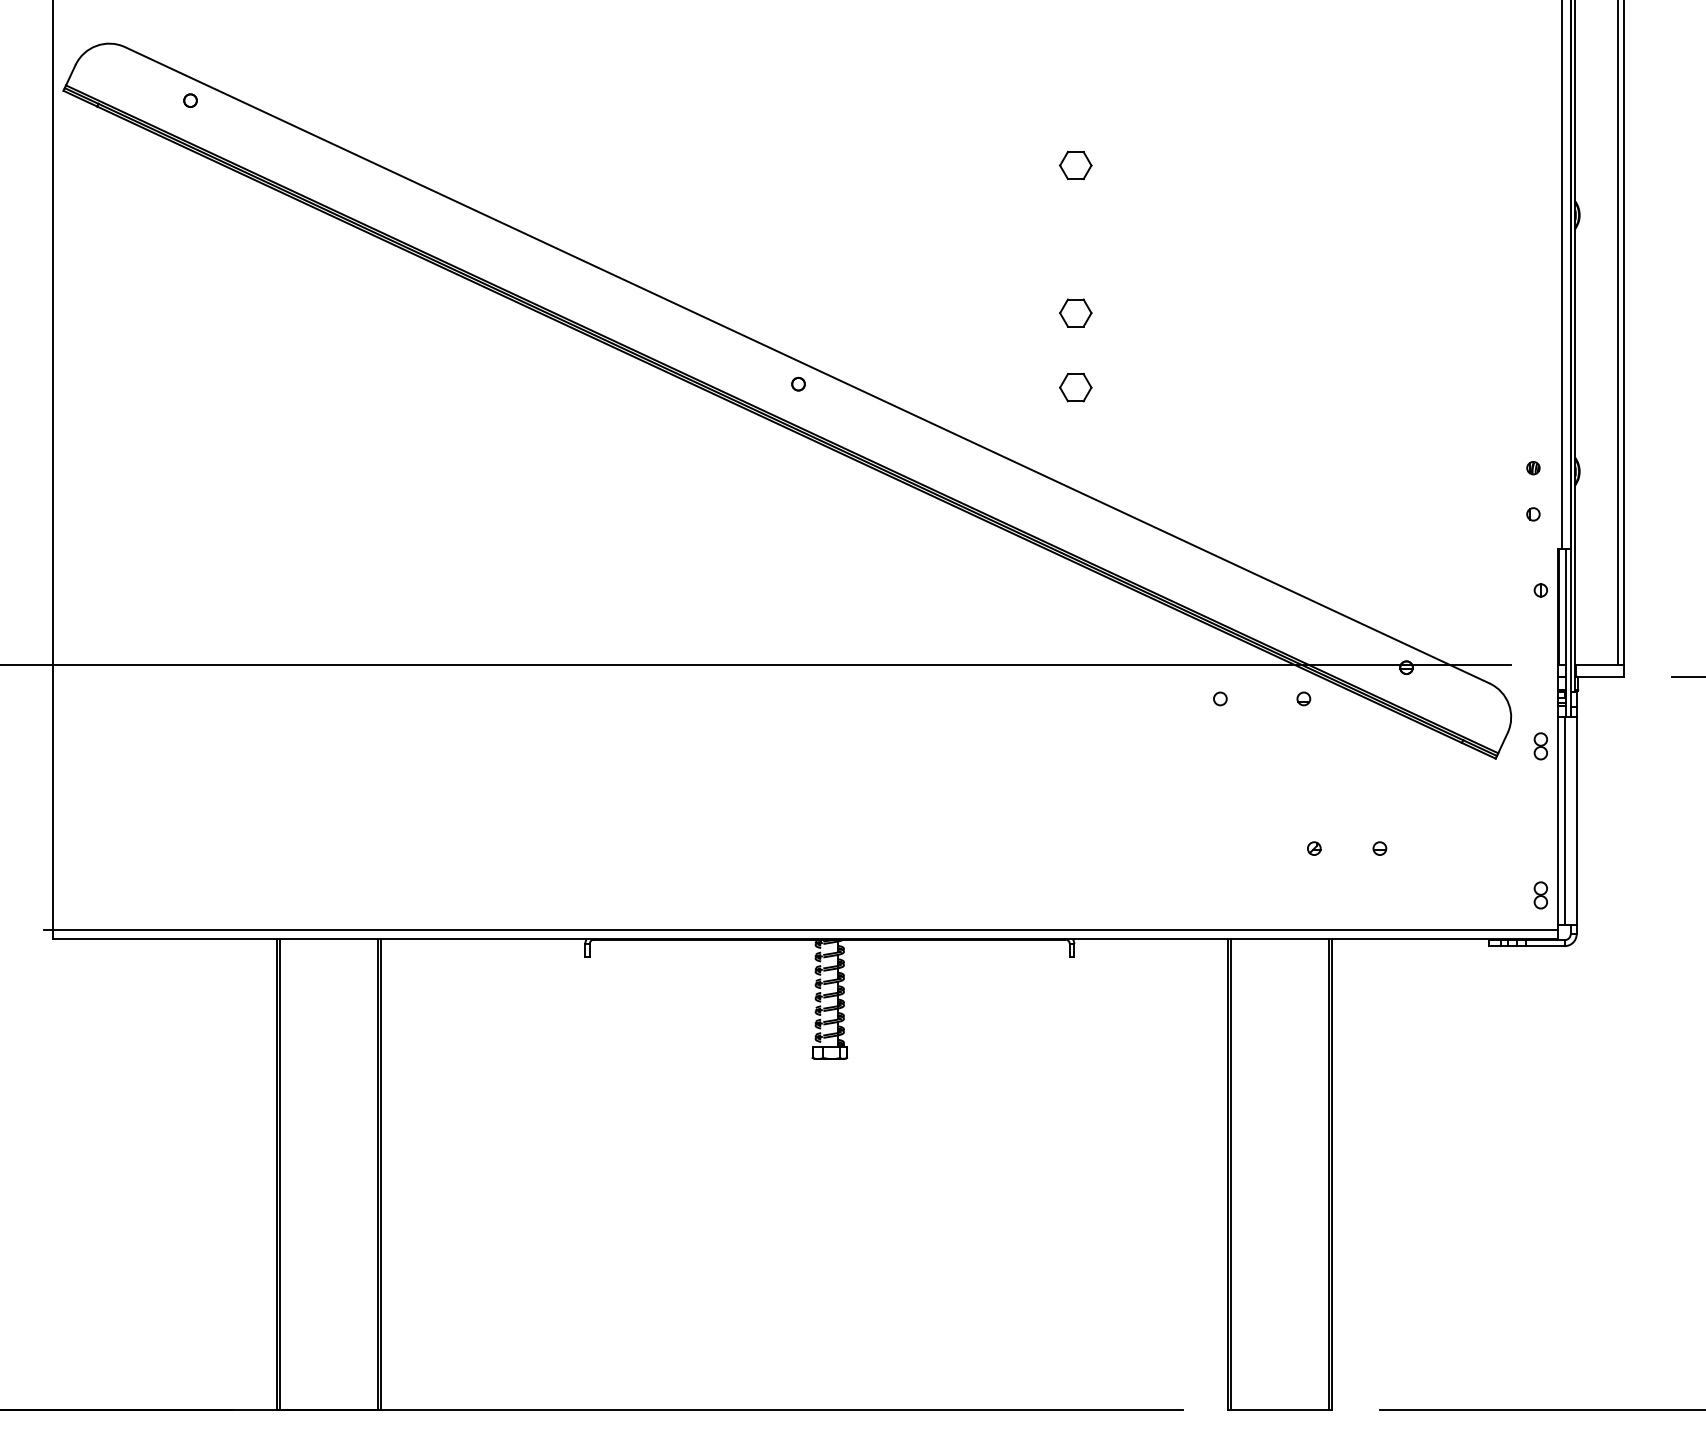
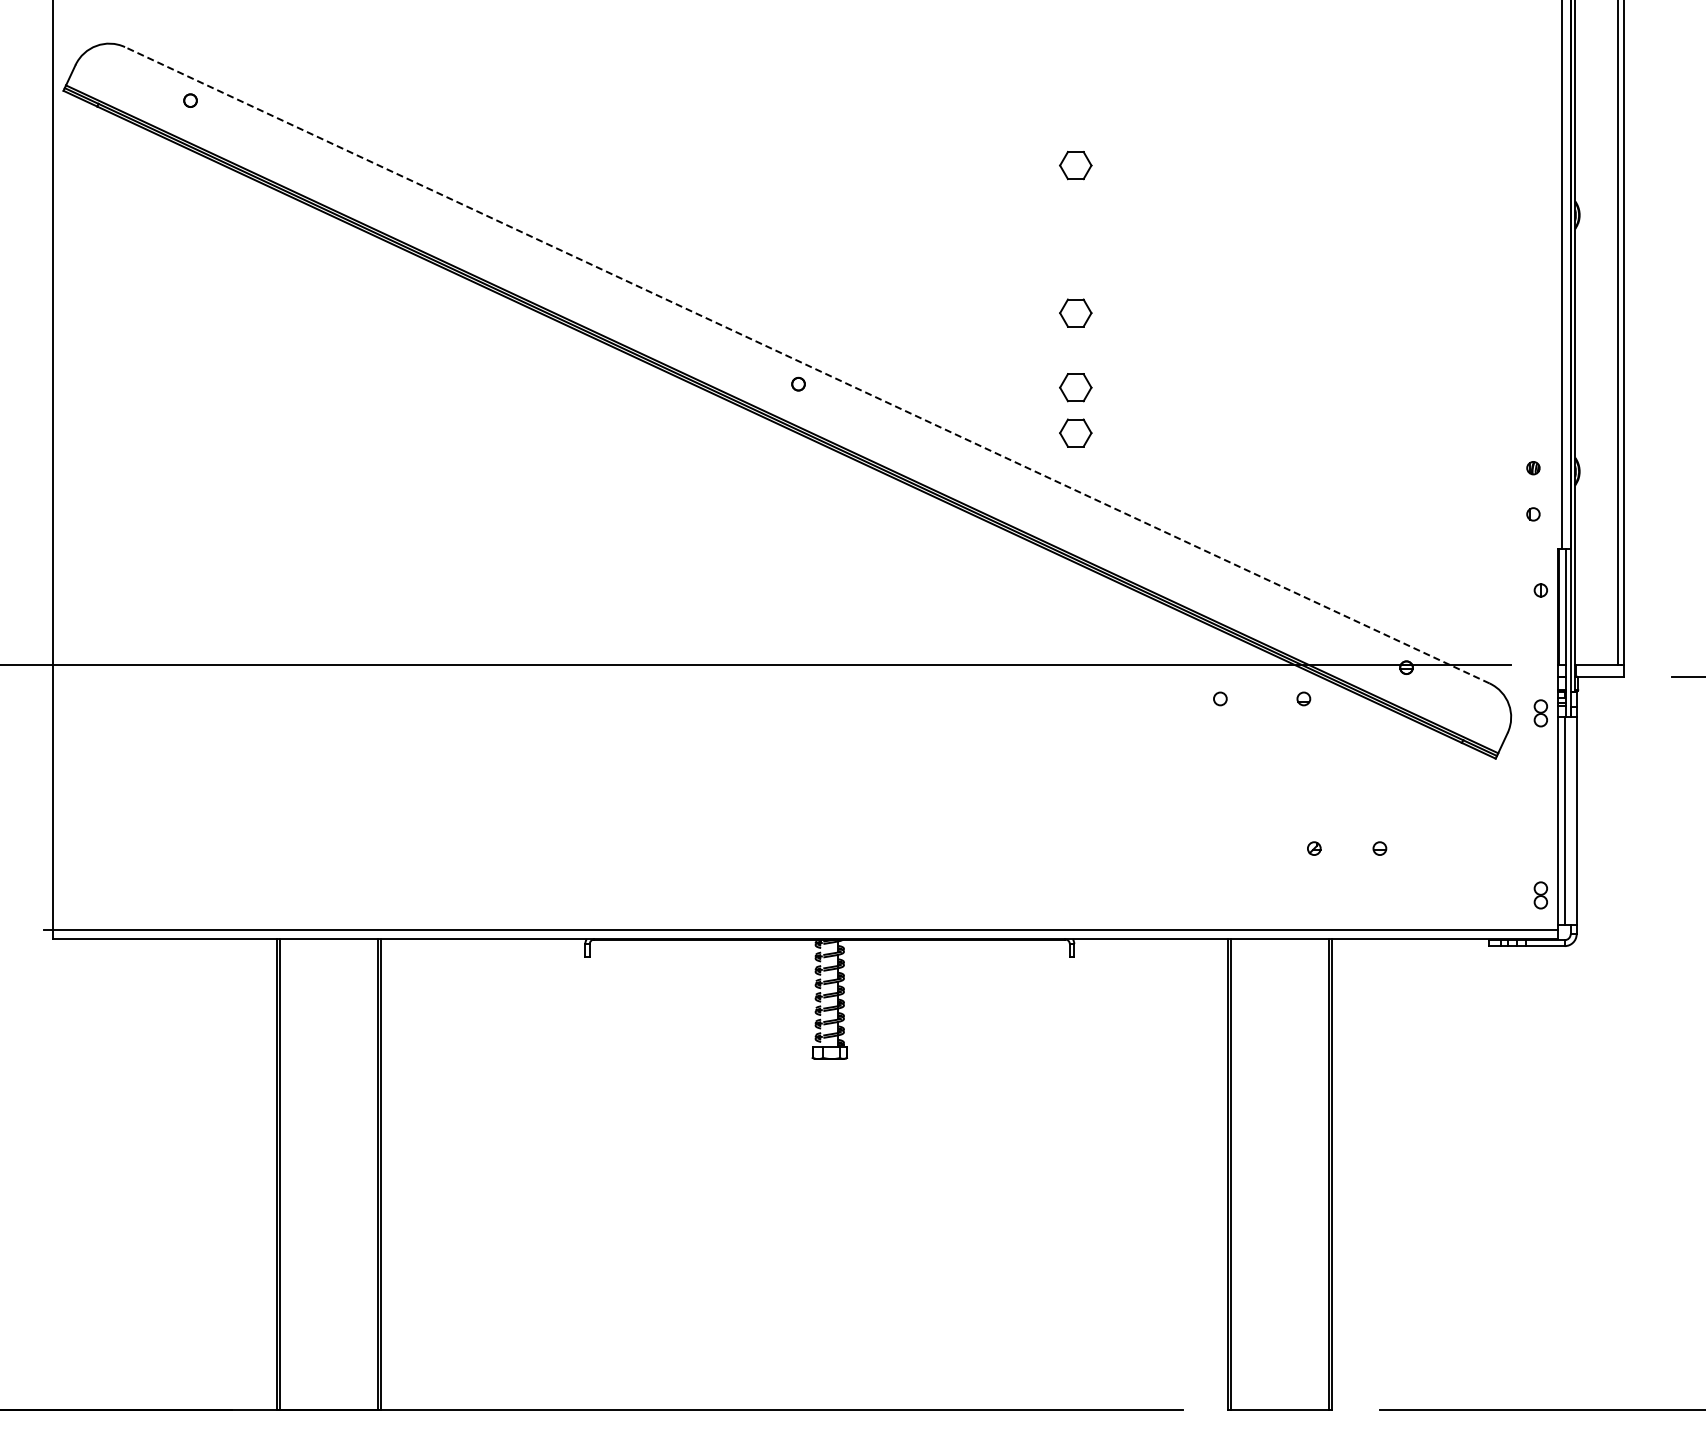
line: solid -> dashed (807, 365)
part: none -> present (1075, 432)
part position: (1540, 746) -> (1540, 713) (1540, 713)
